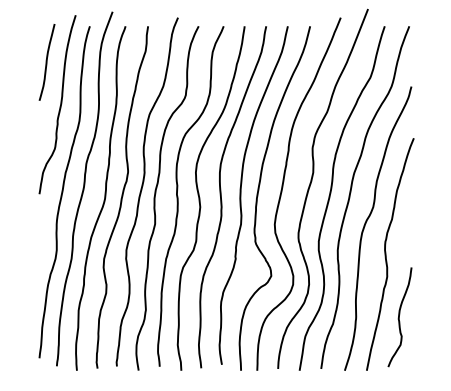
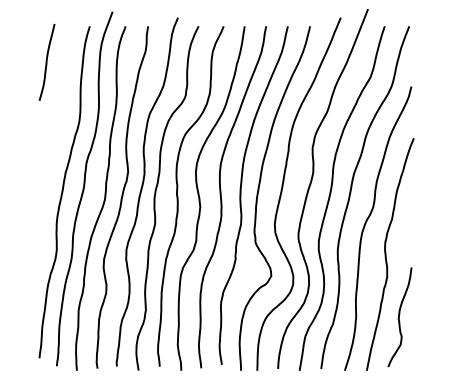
curve: present -> none (59, 106)
